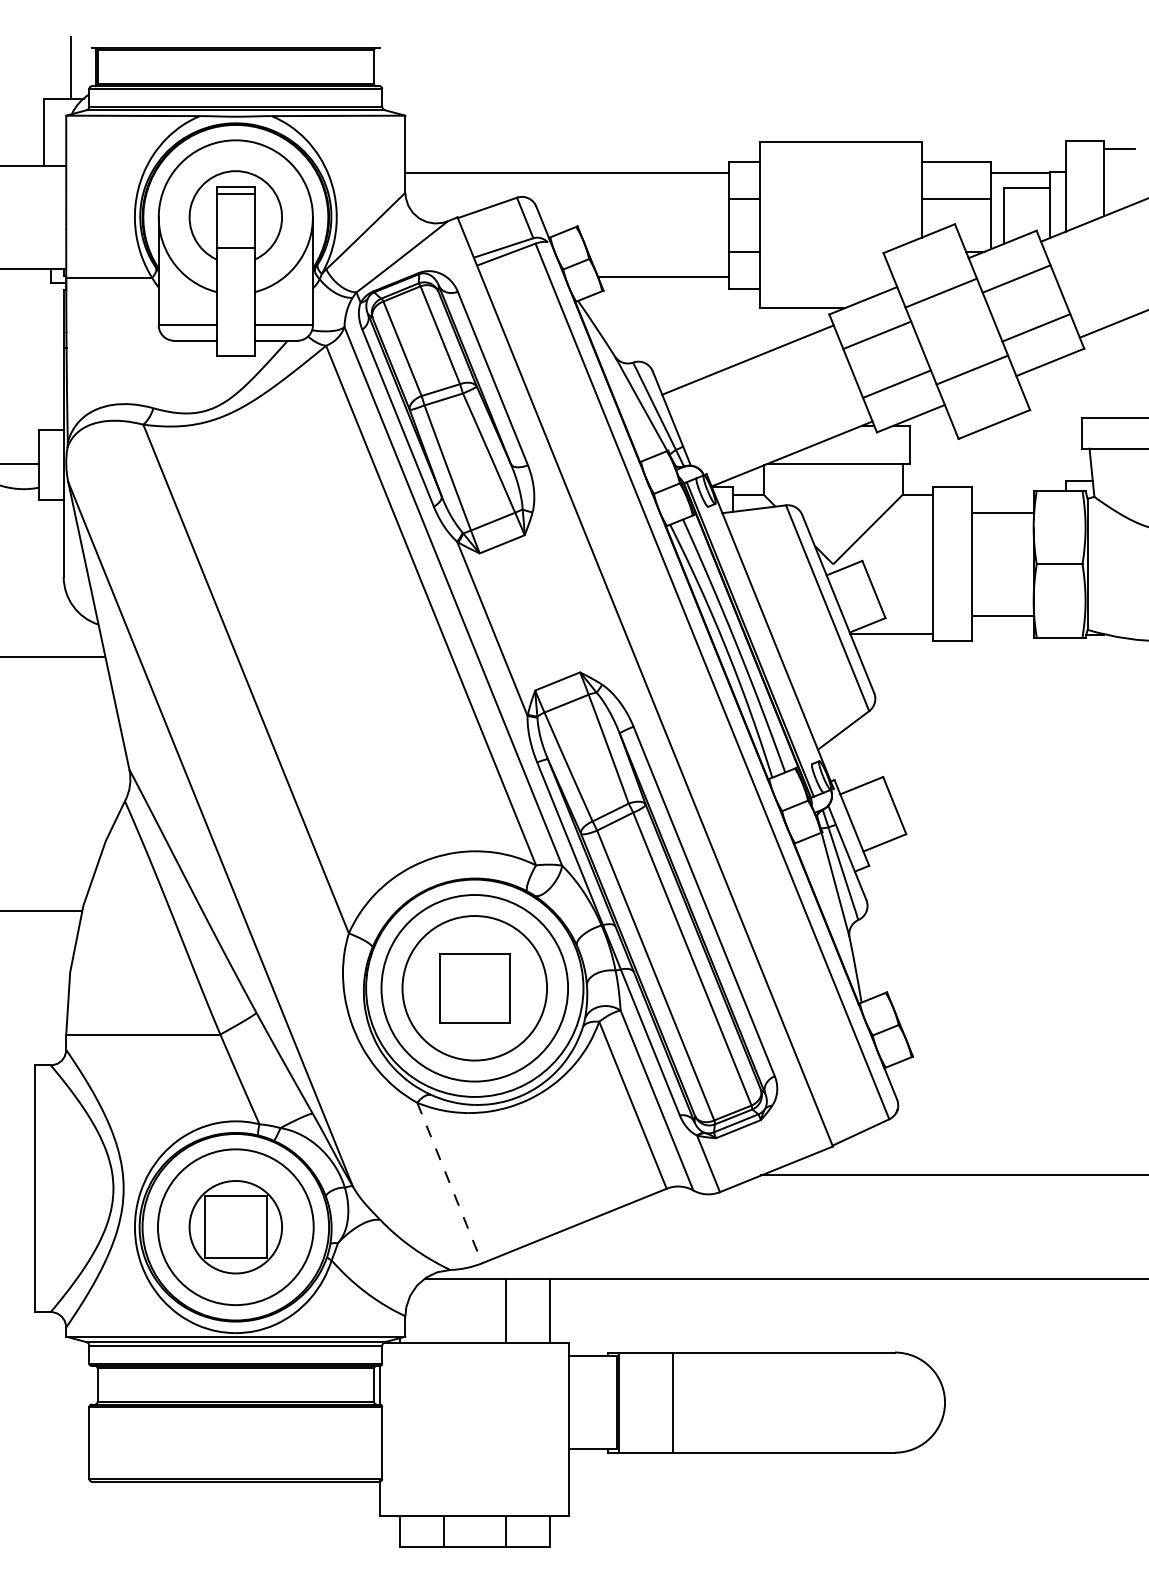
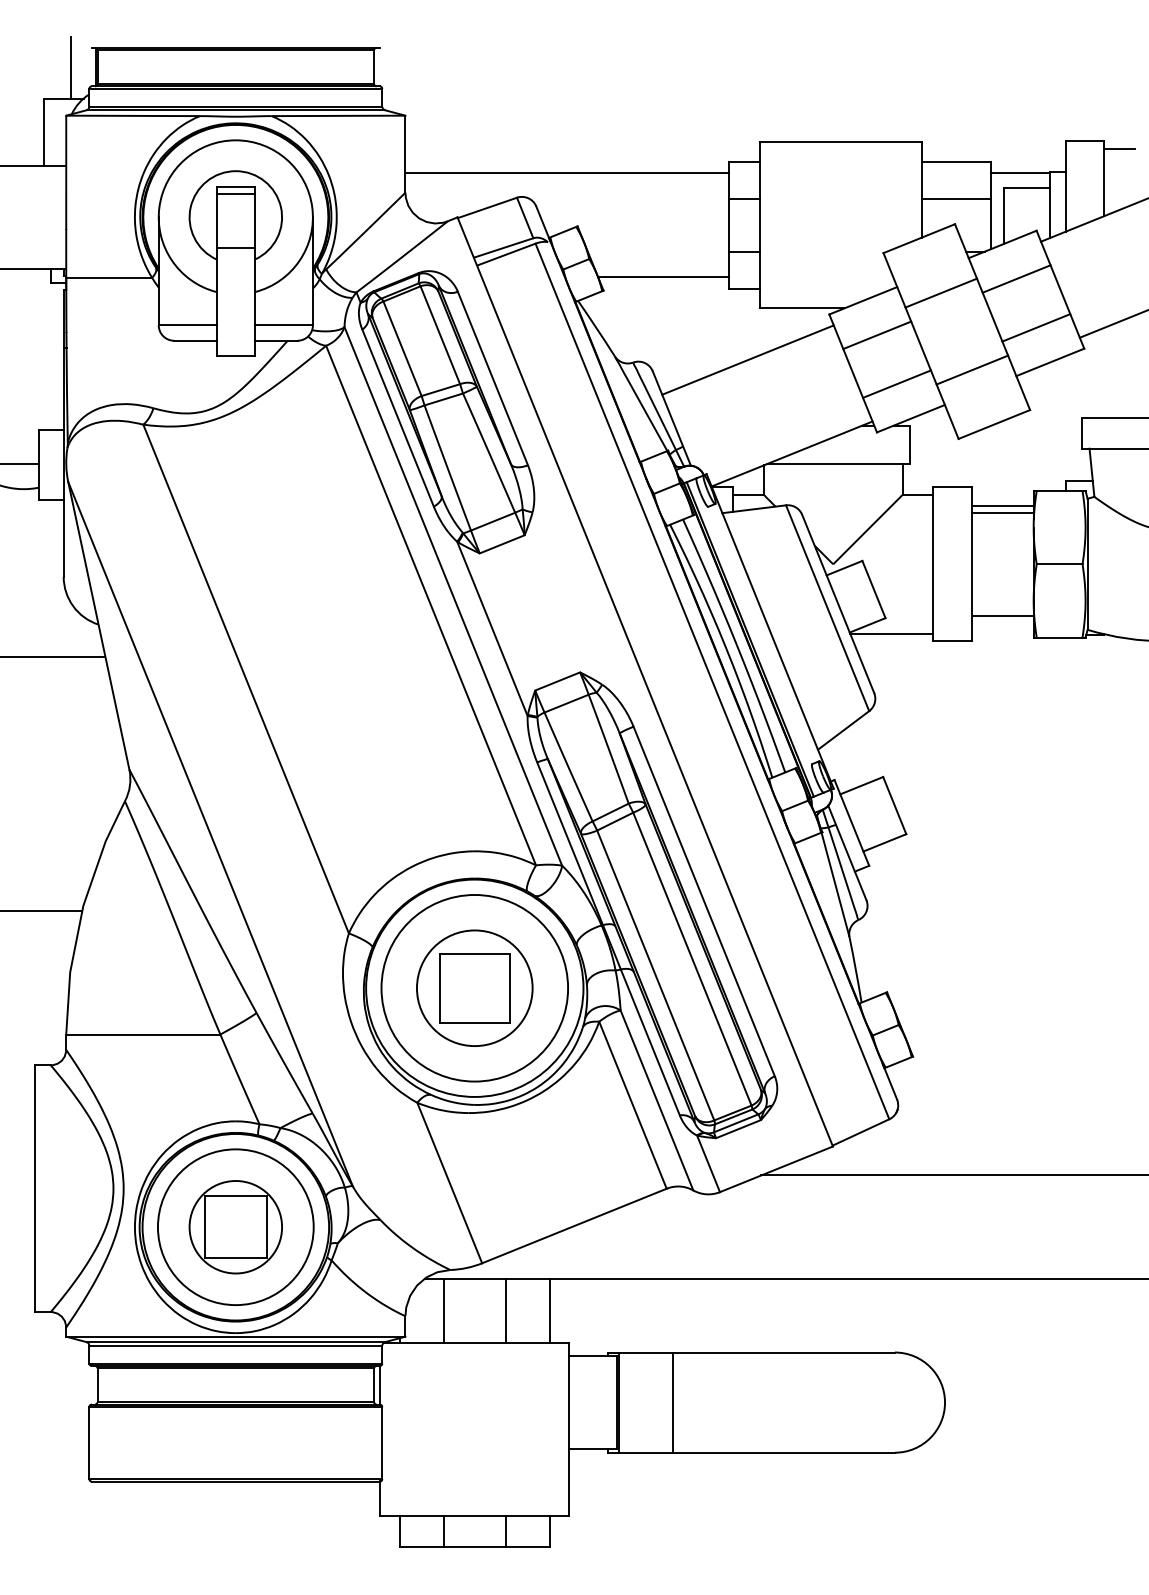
line: none -> present (1002, 505)
circle diameter: 145 px -> 116 px (474, 988)
line: dashed -> solid (449, 1183)
line: none -> present (443, 1310)
